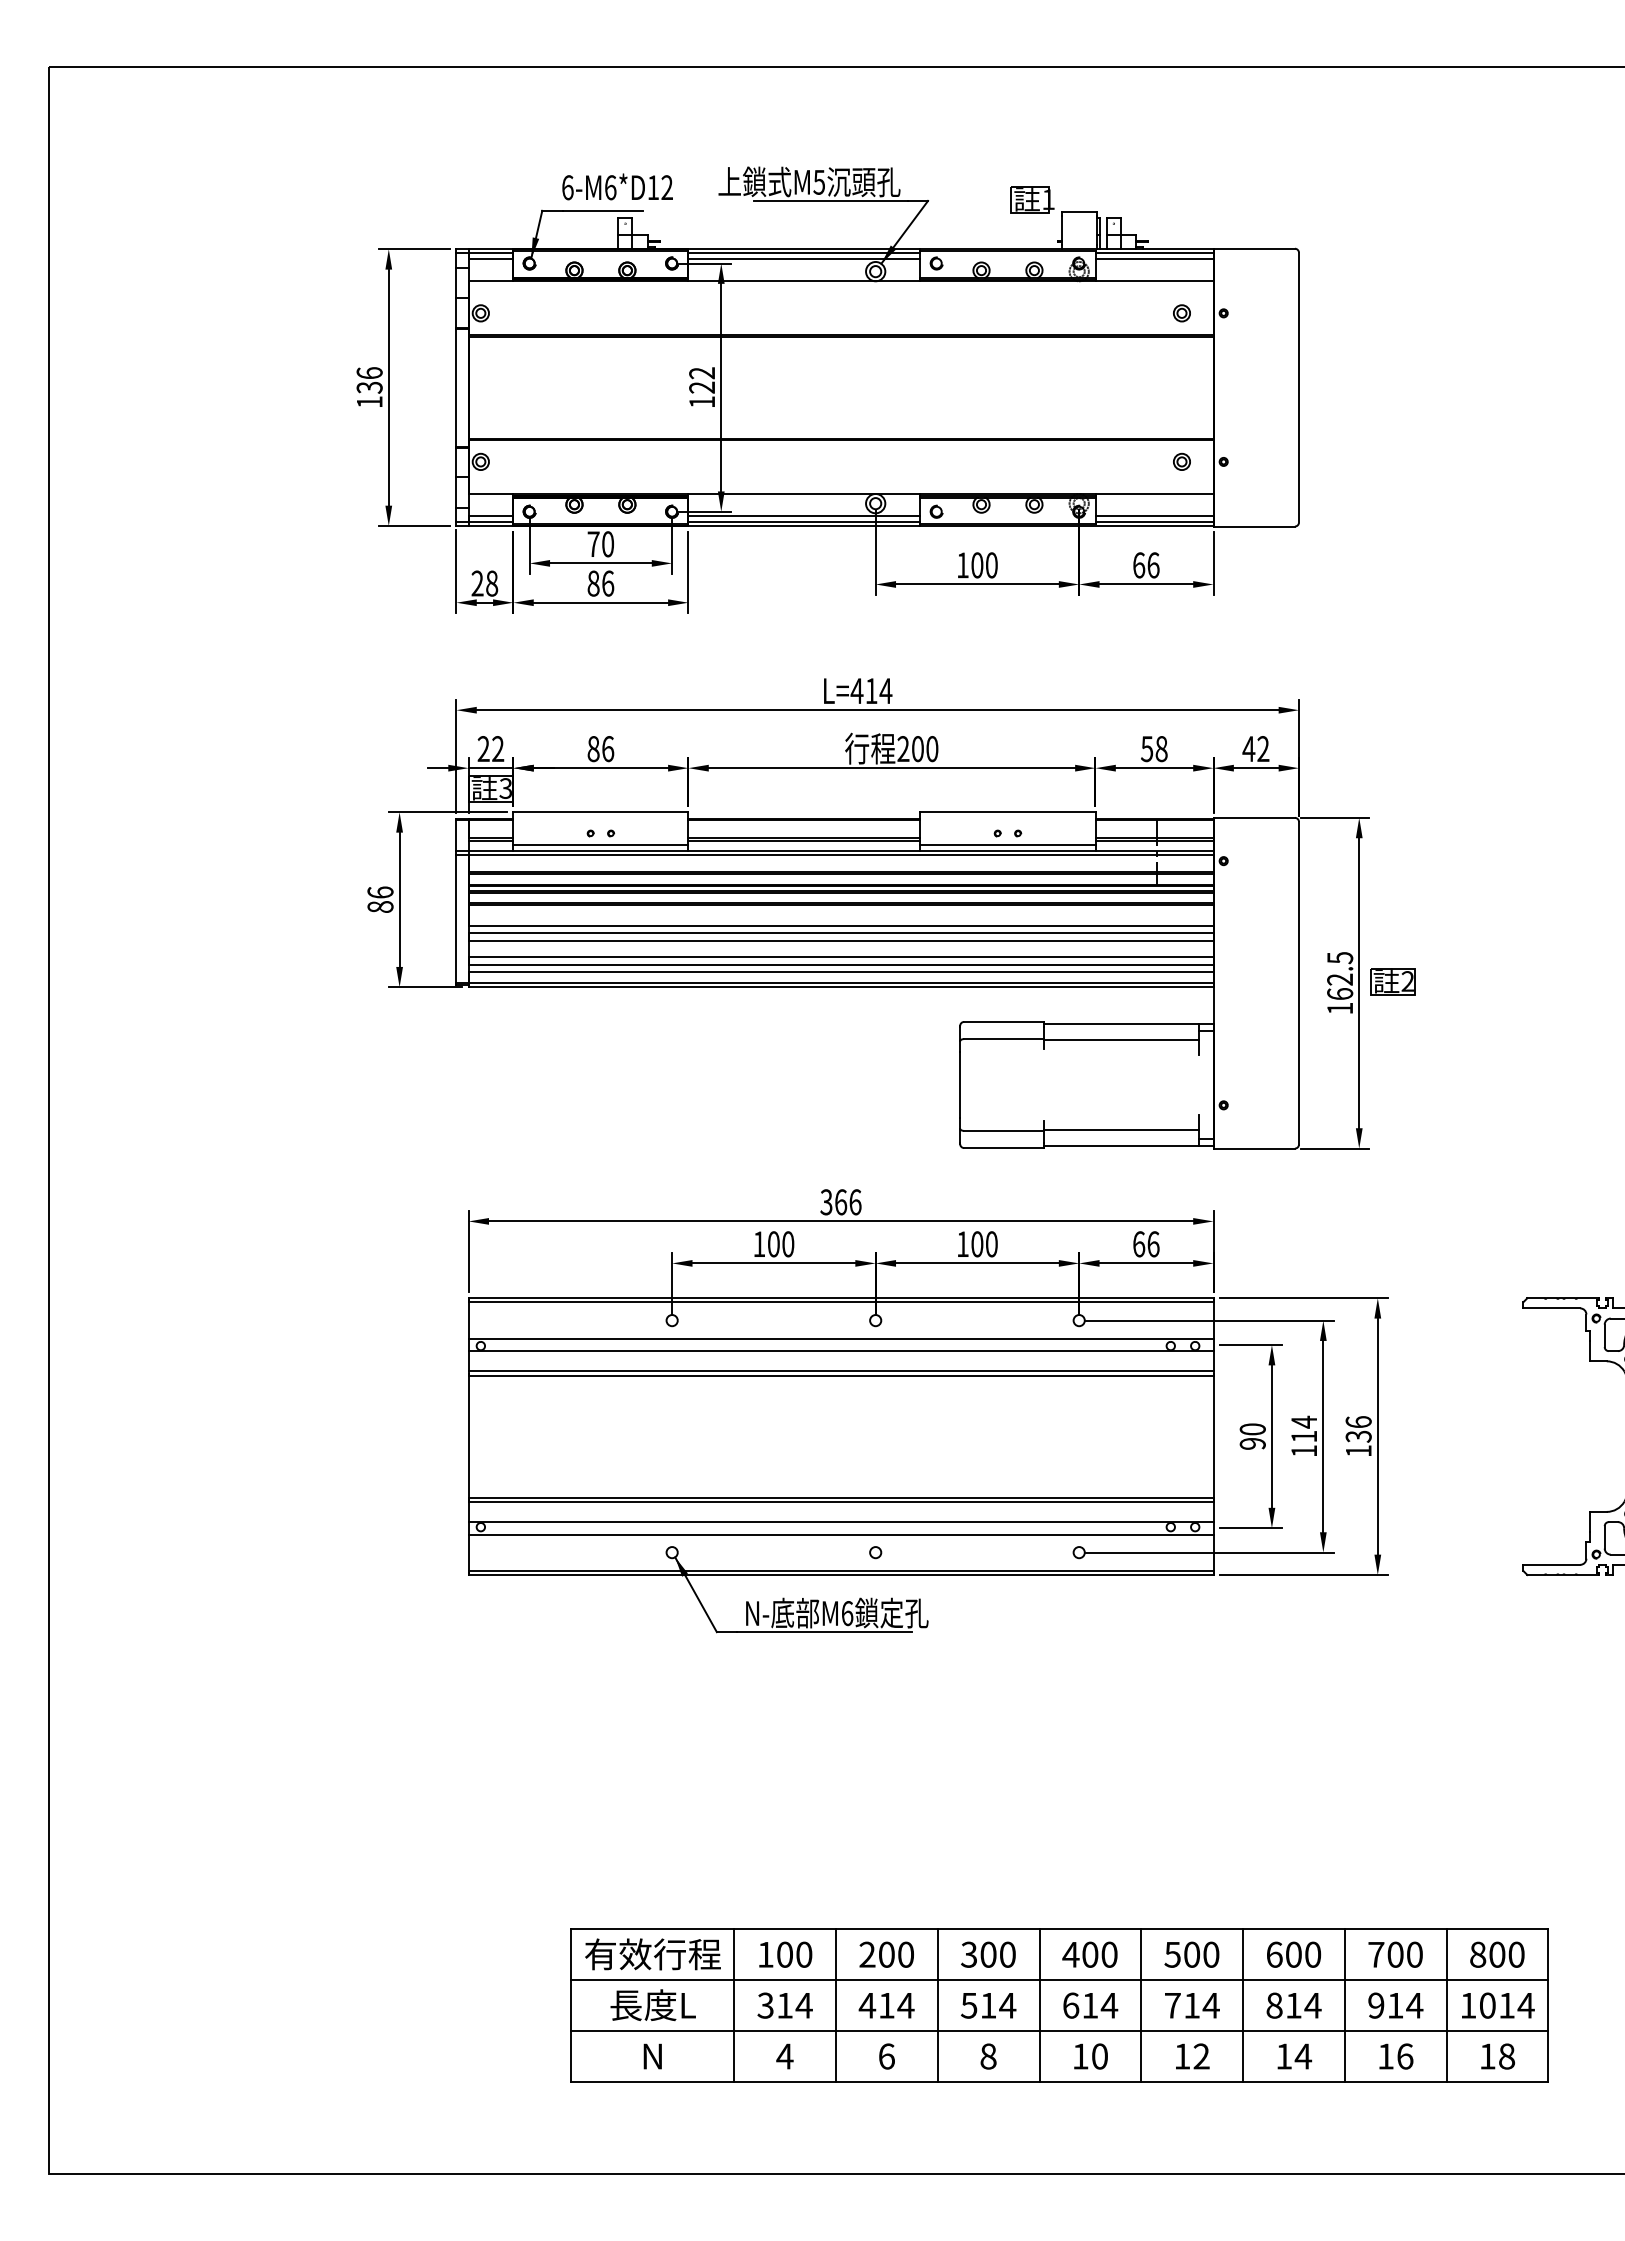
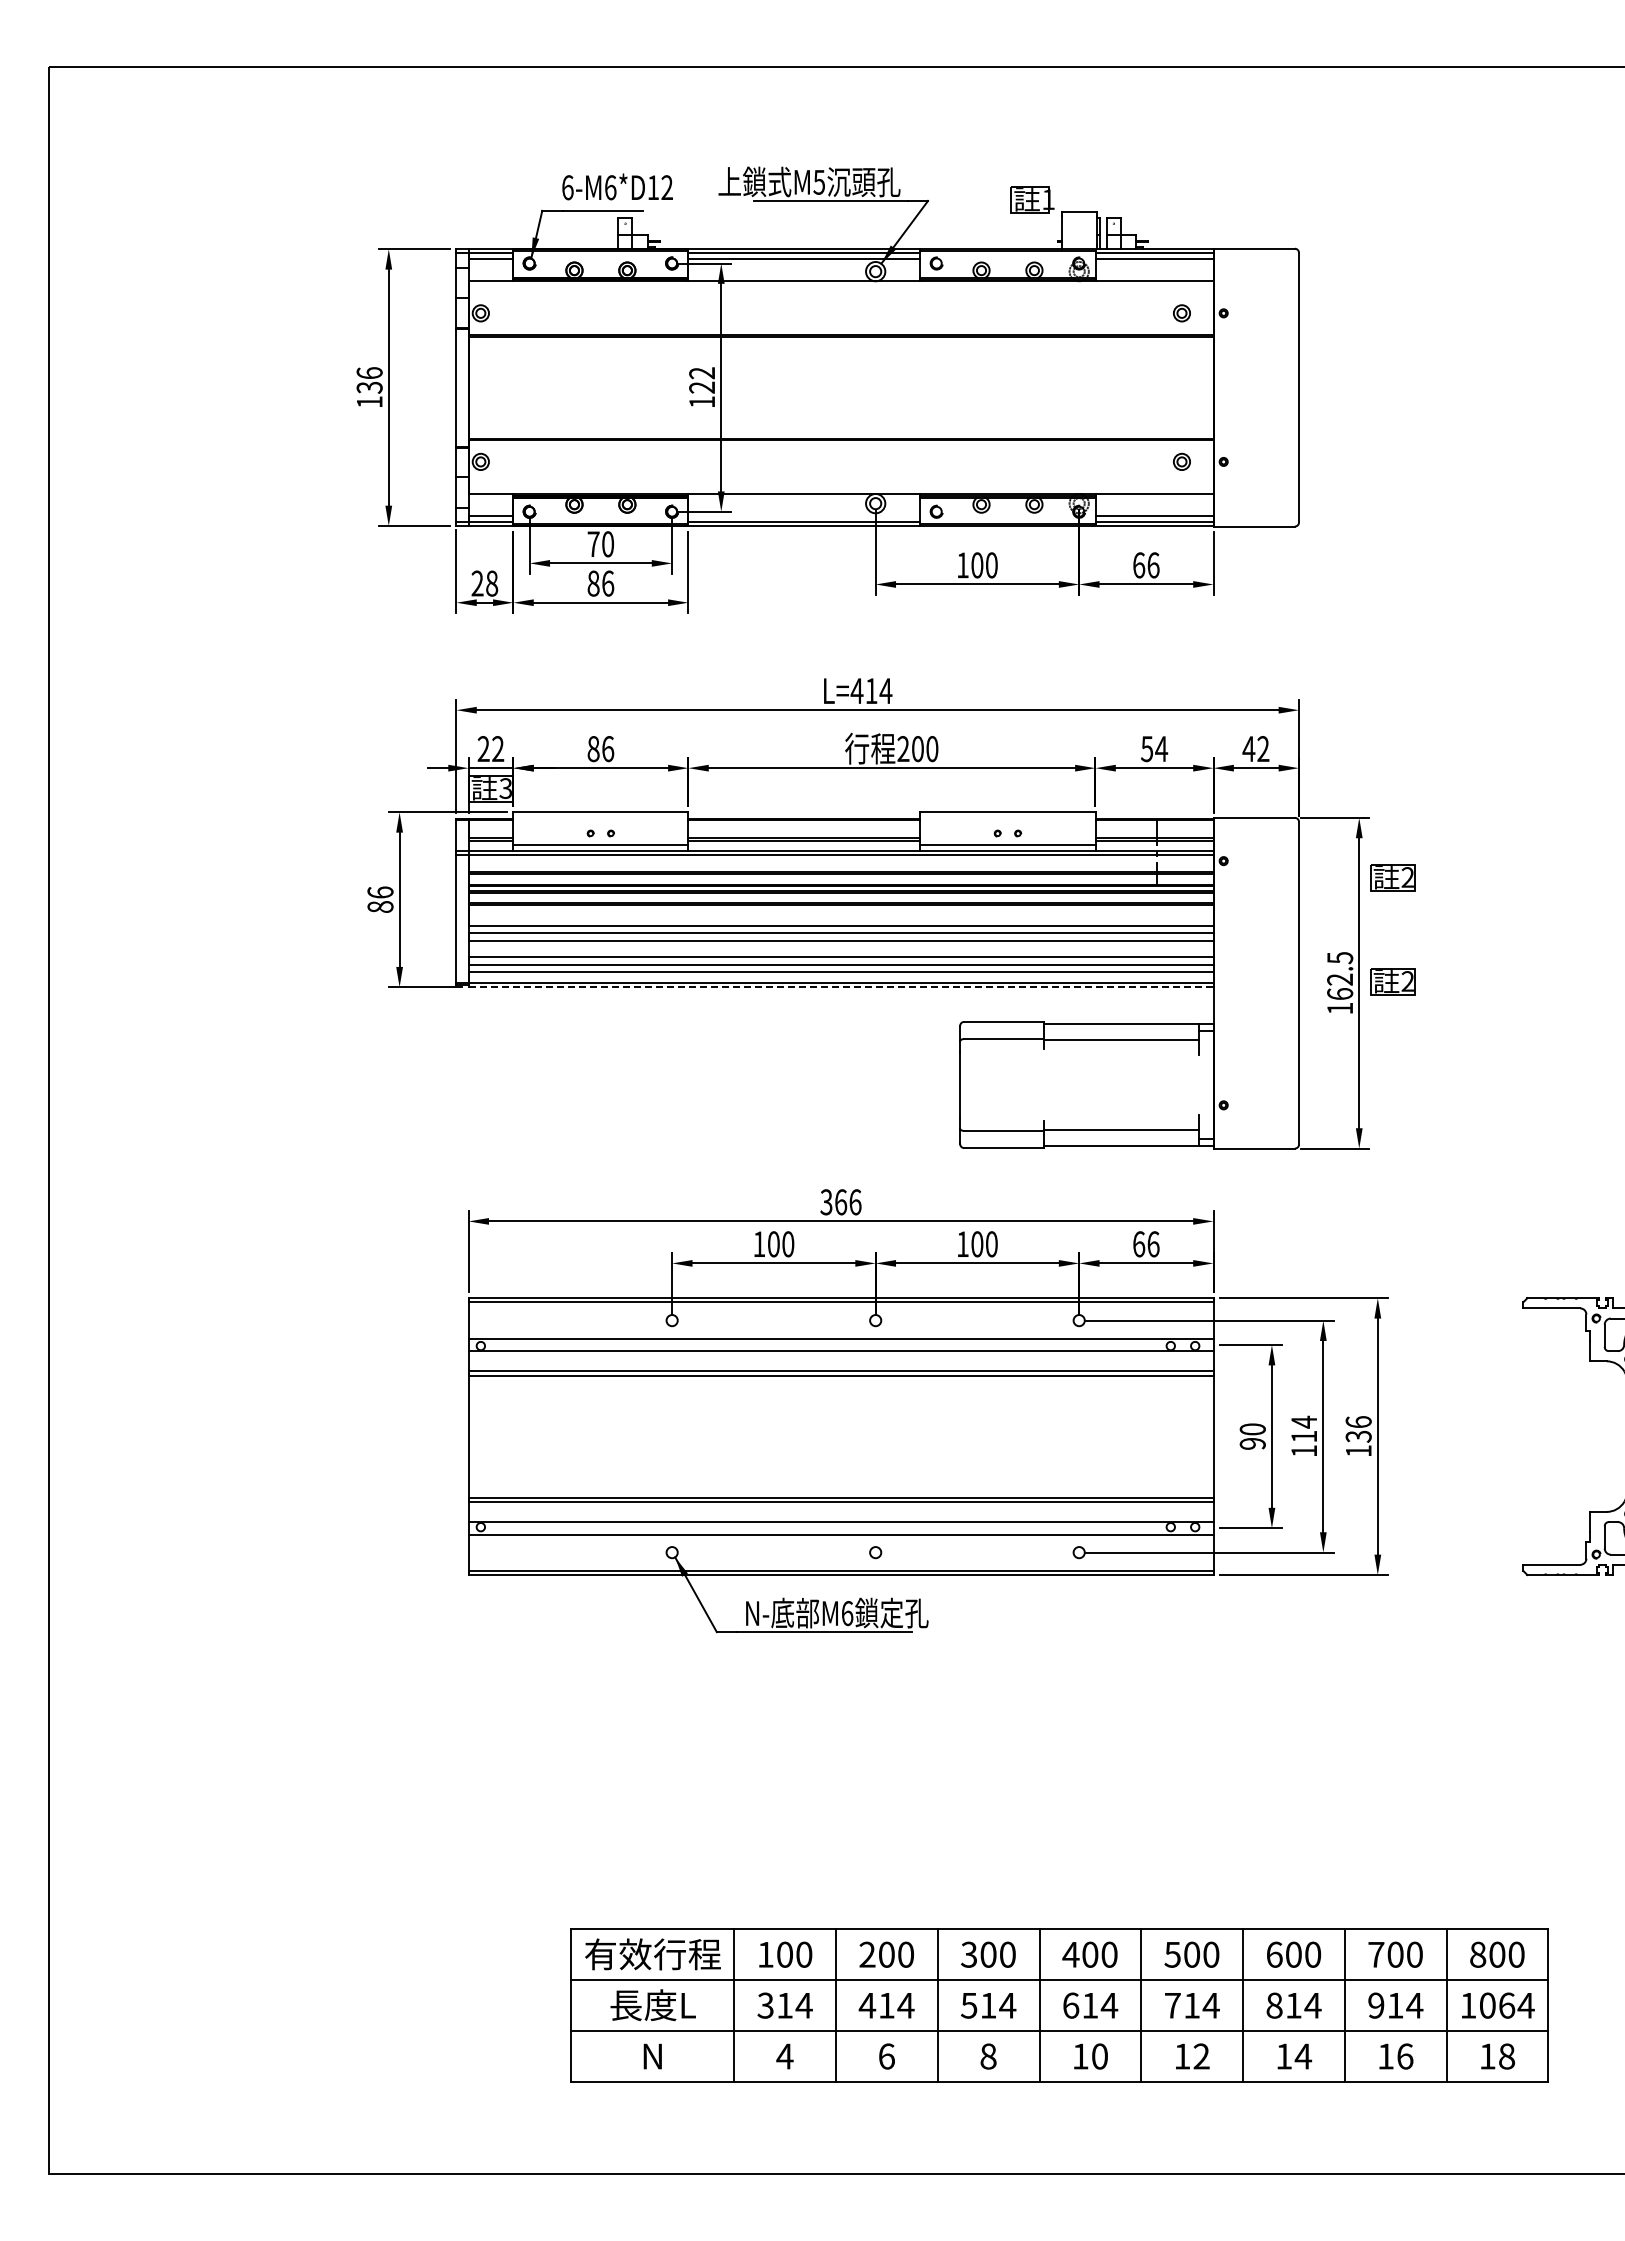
line: present -> none (804, 515)
text: 58 -> 54 (1161, 749)
part: none -> present (1392, 877)
line: solid -> dashed (841, 987)
text: 1014 -> 1064 (1507, 2005)
